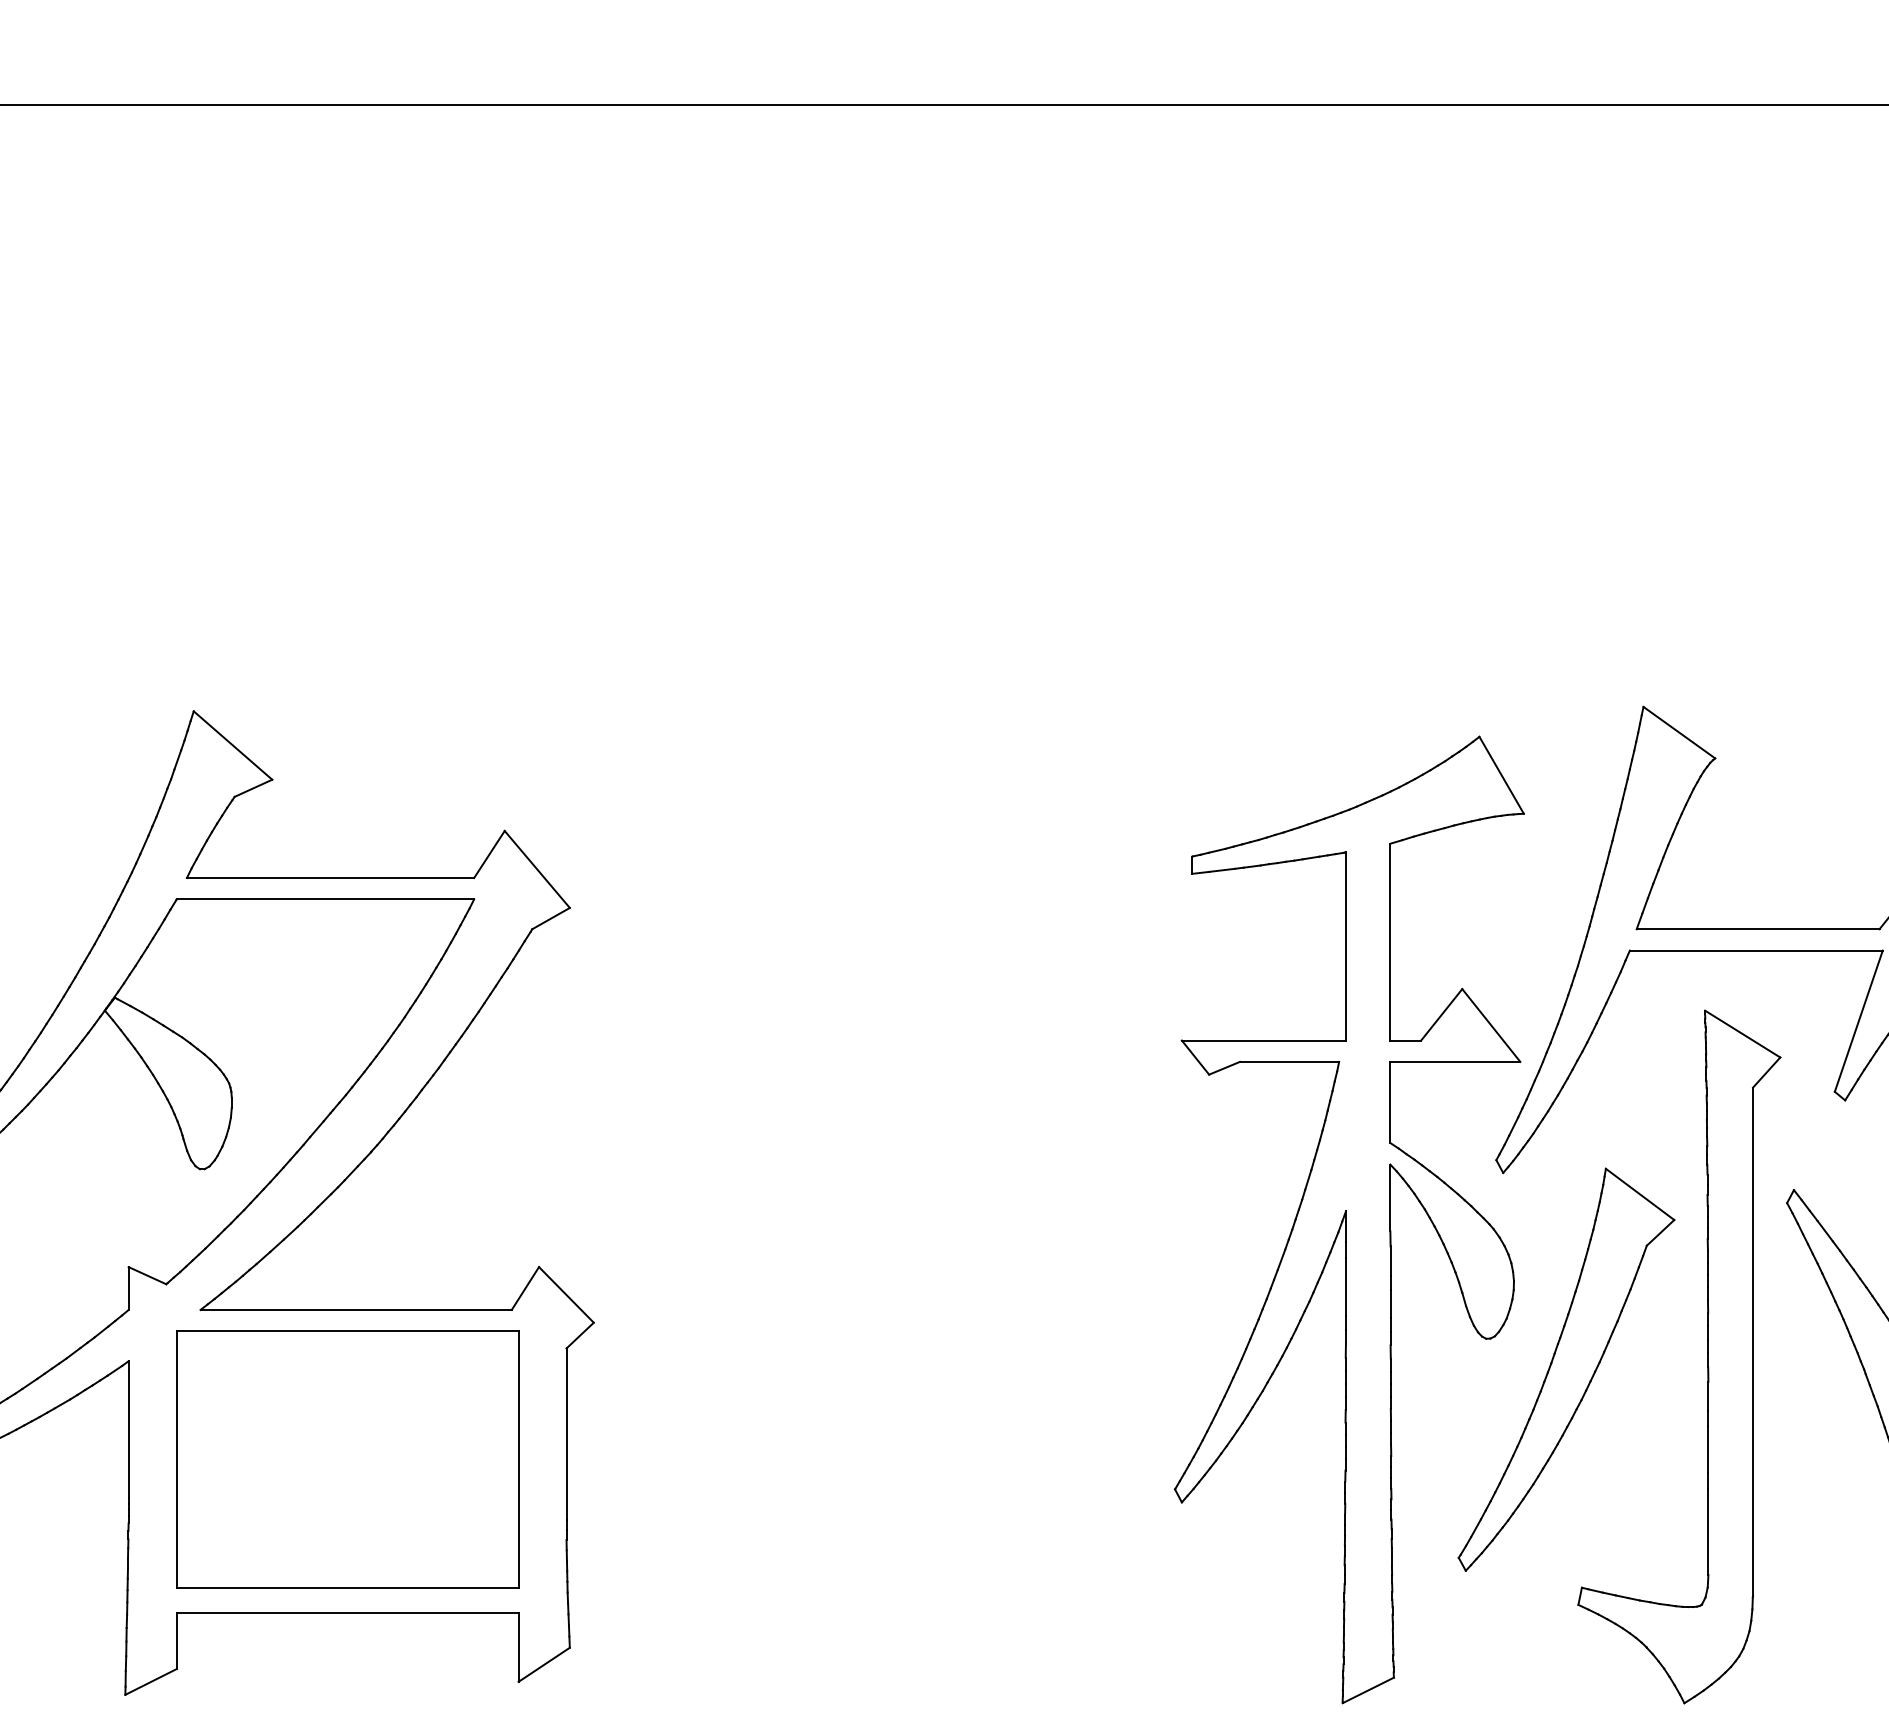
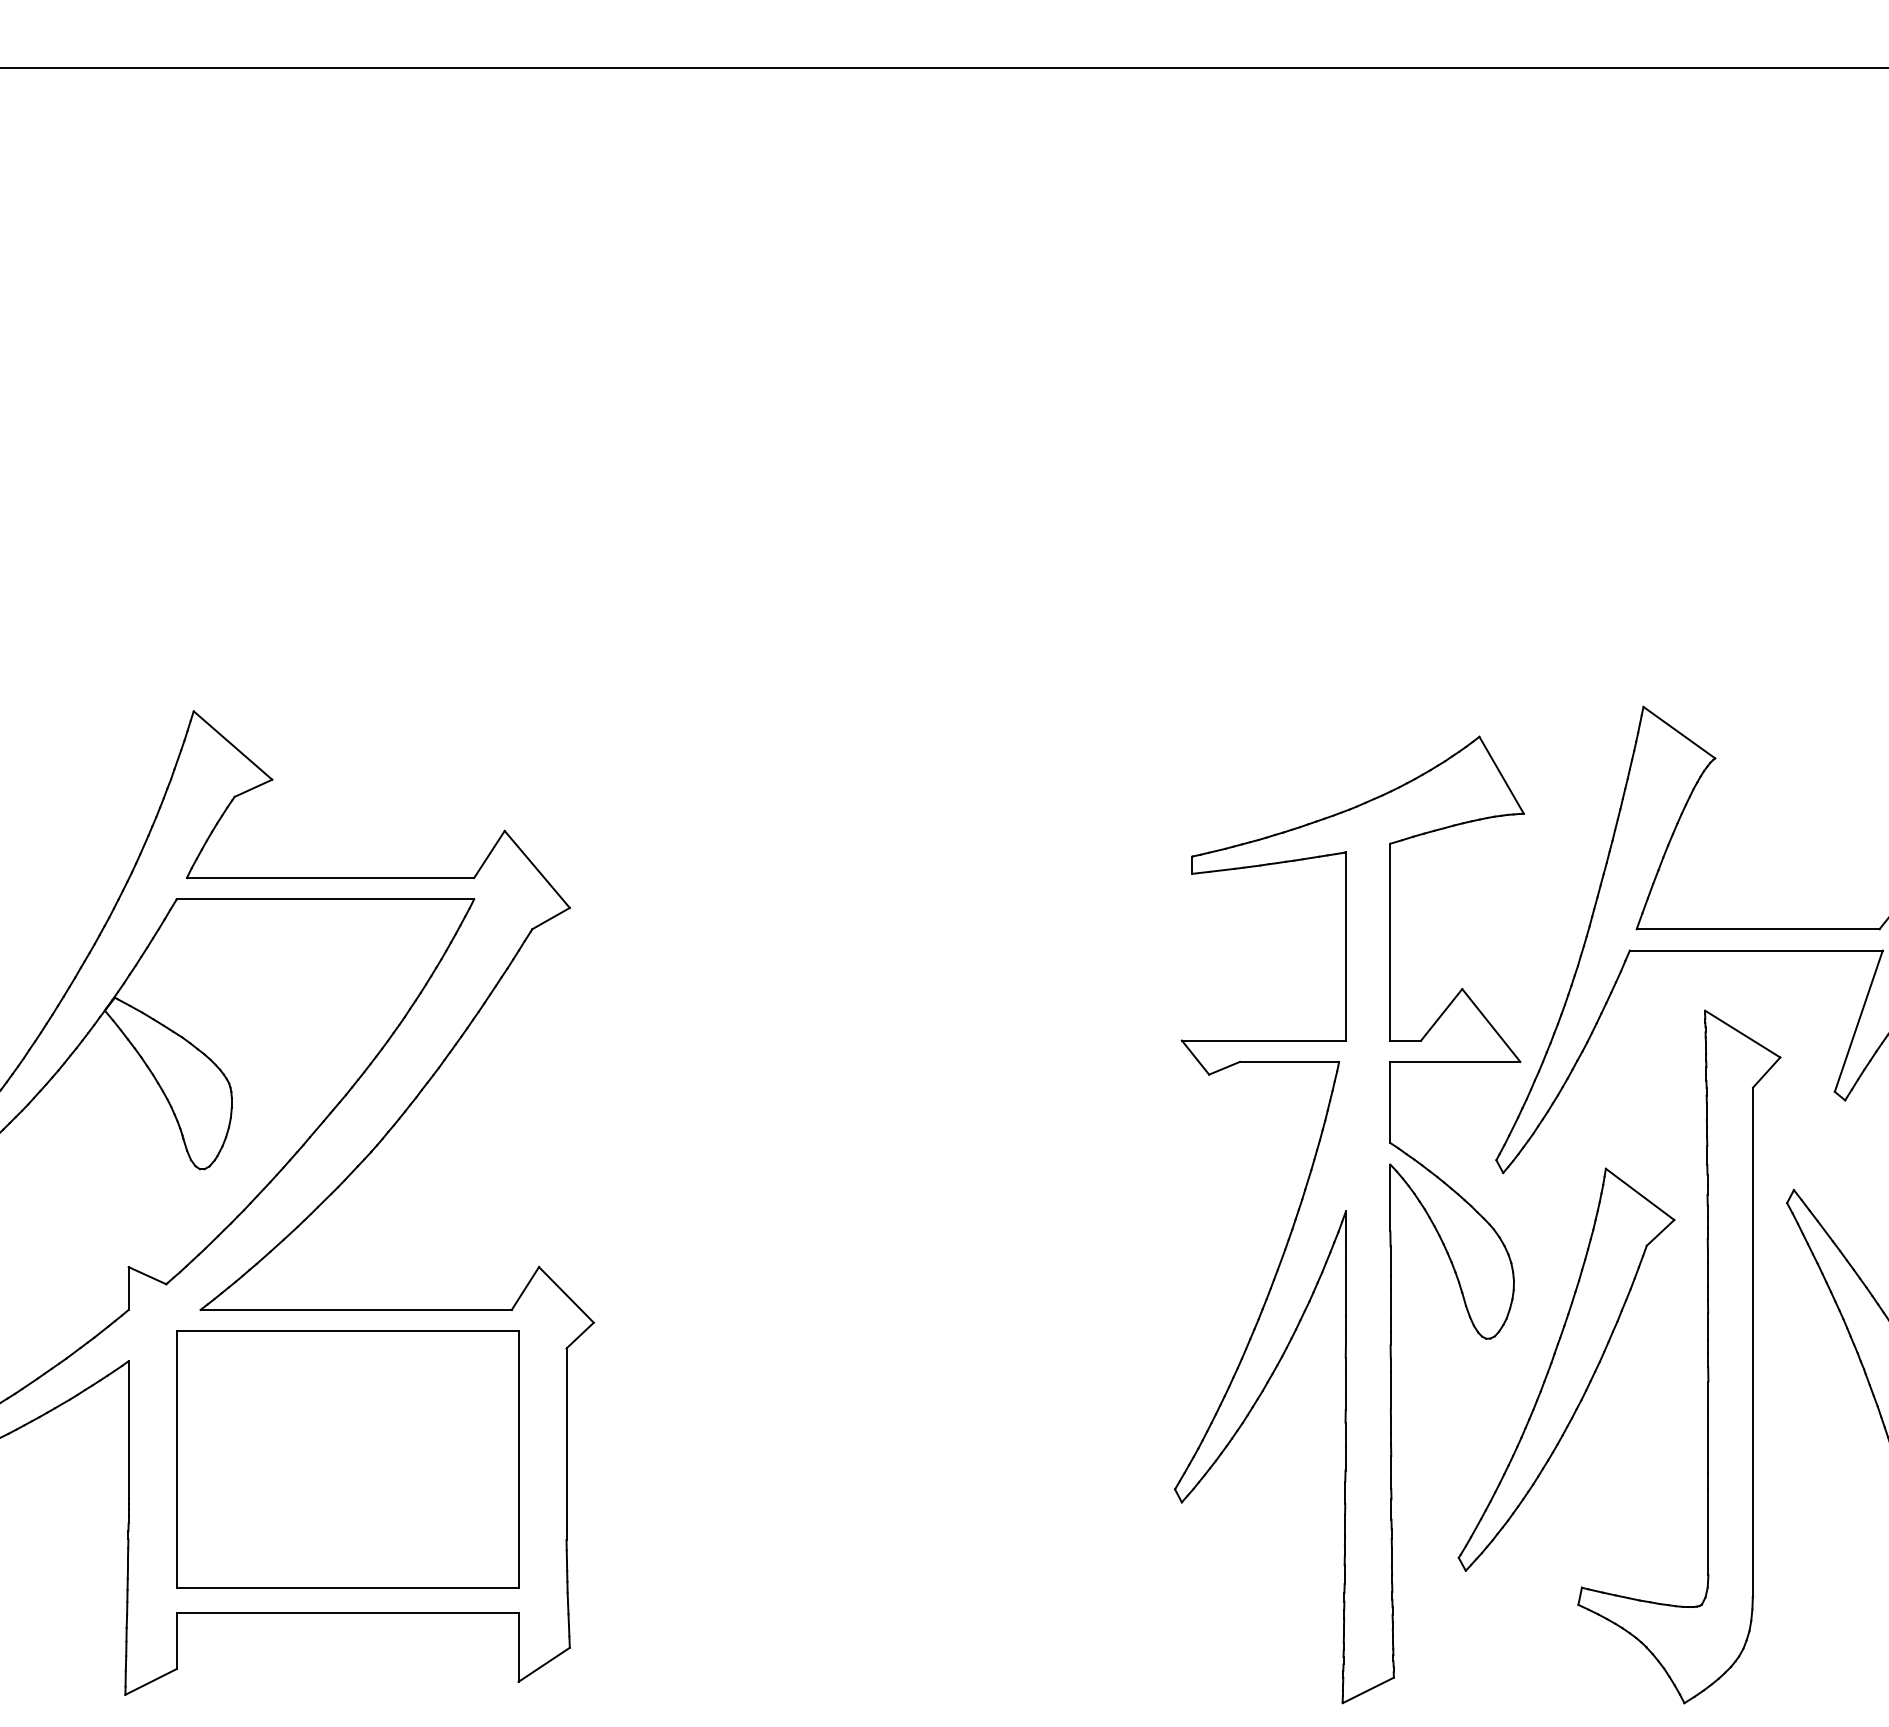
line position: (943, 105) -> (943, 68) (943, 68)
